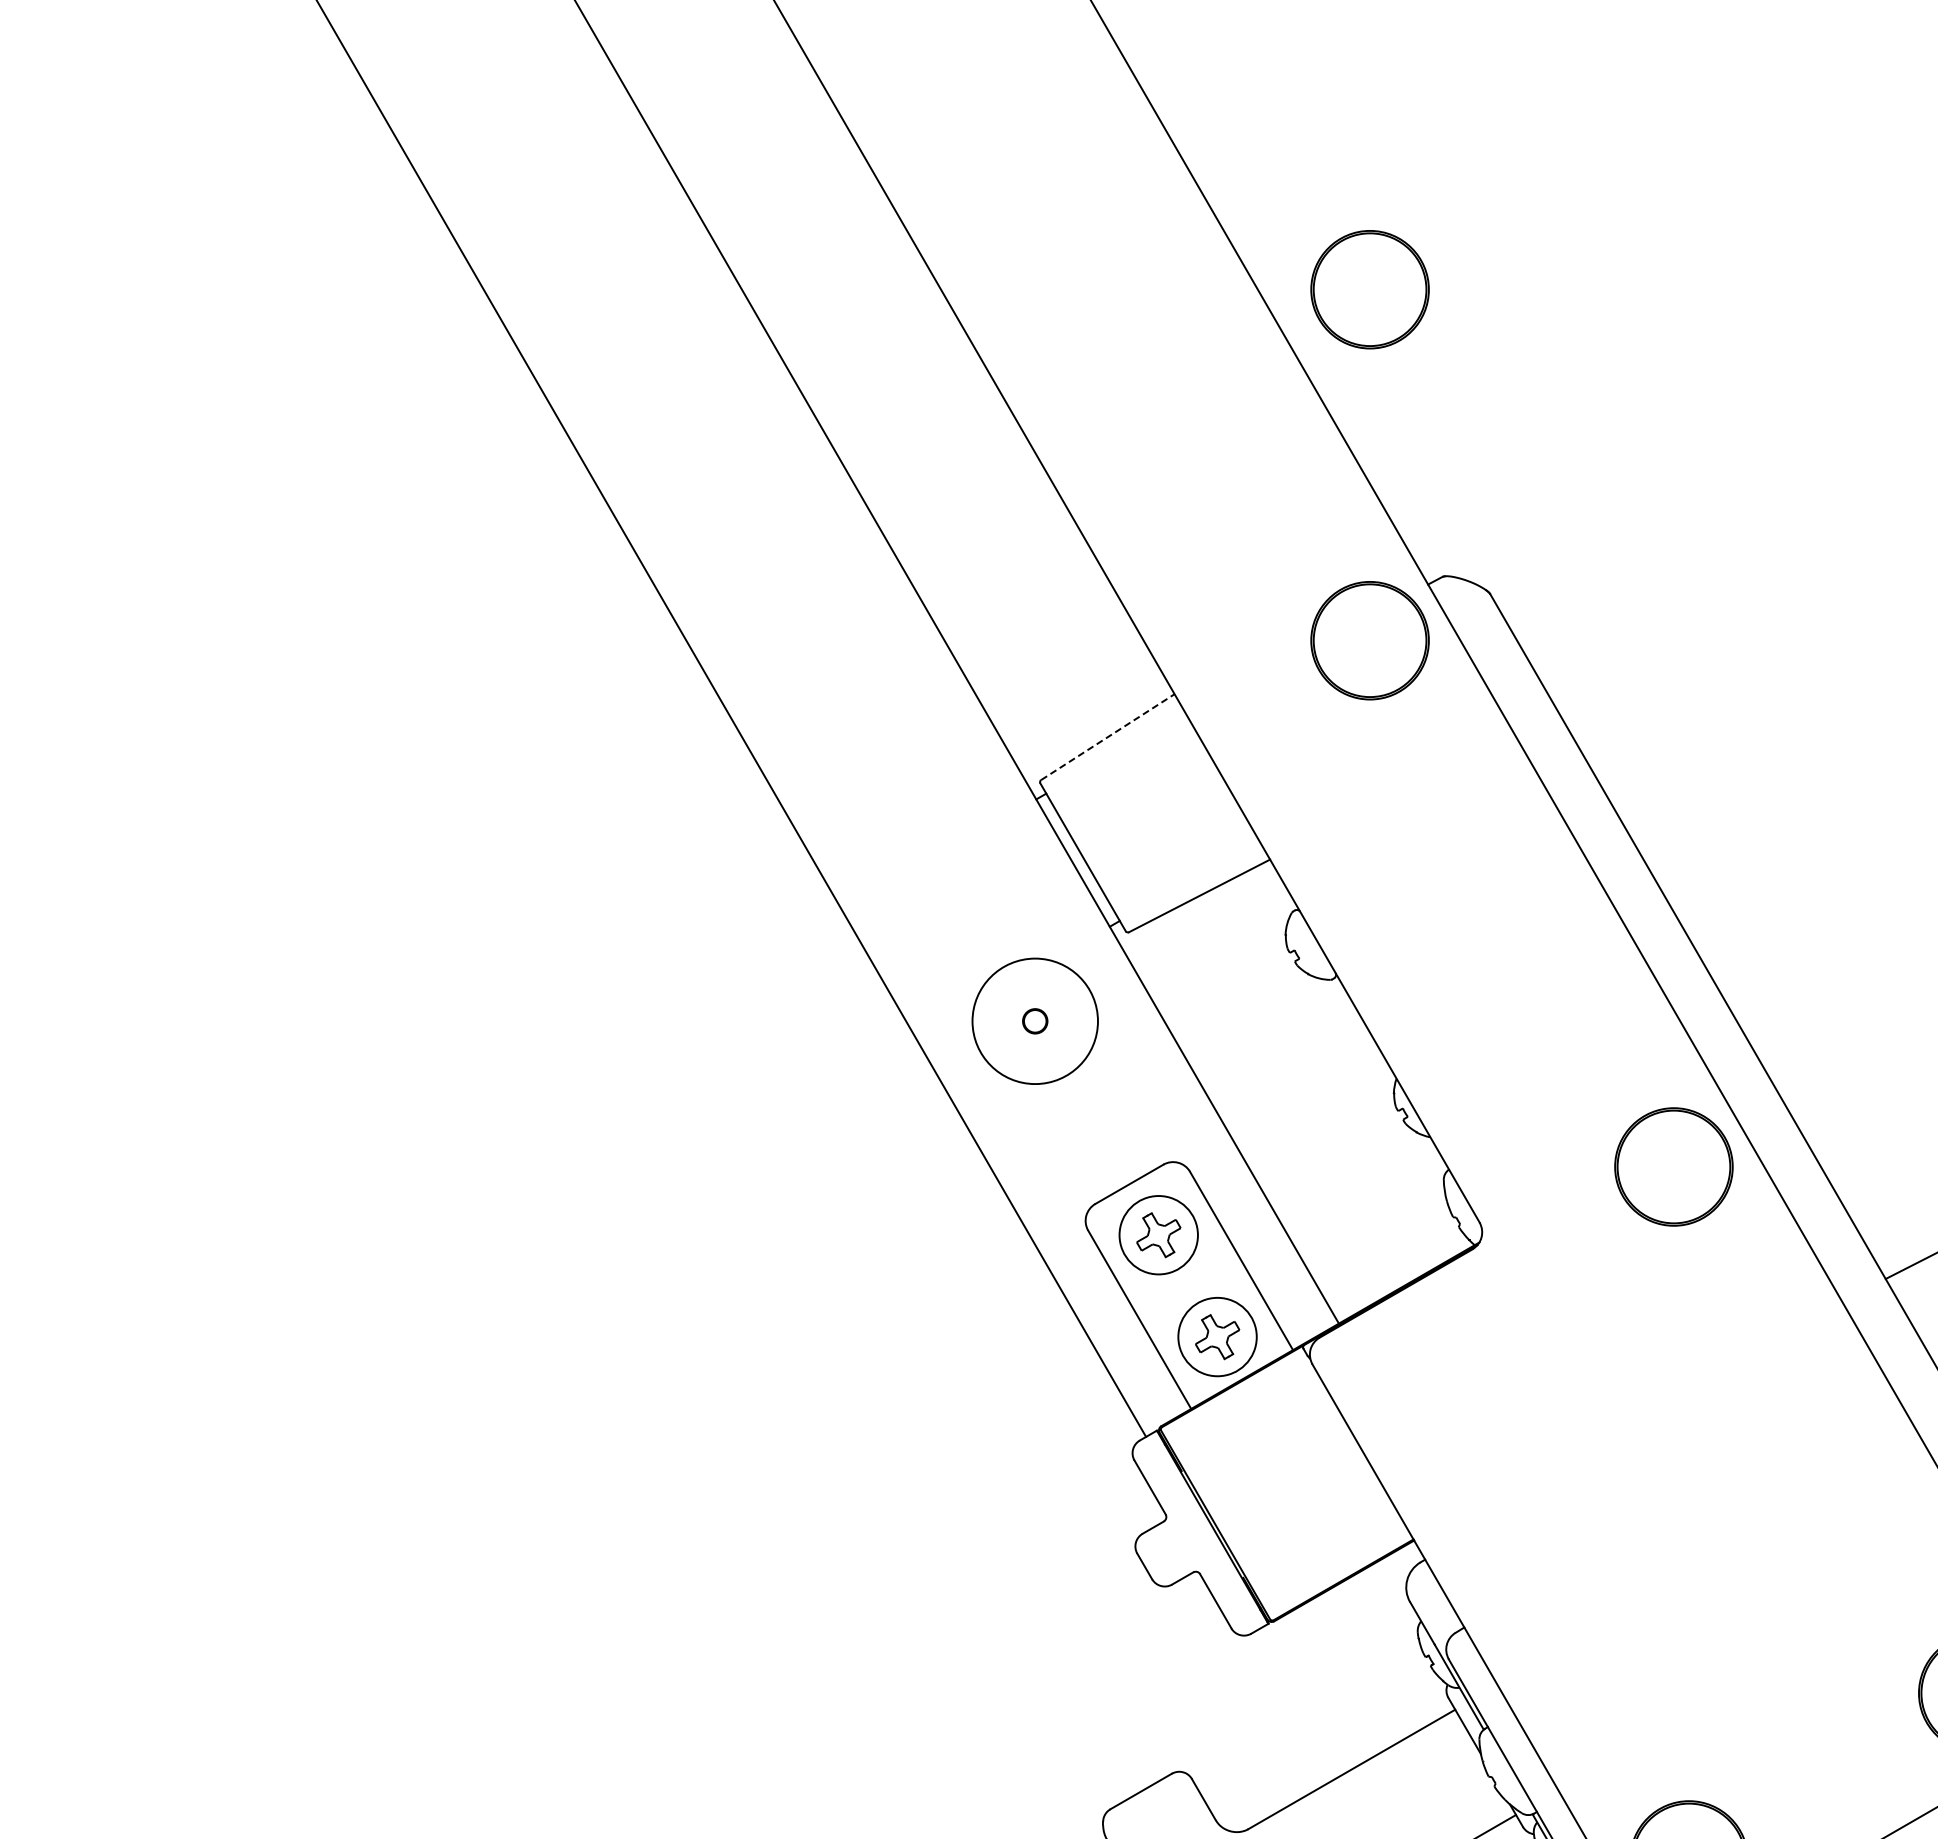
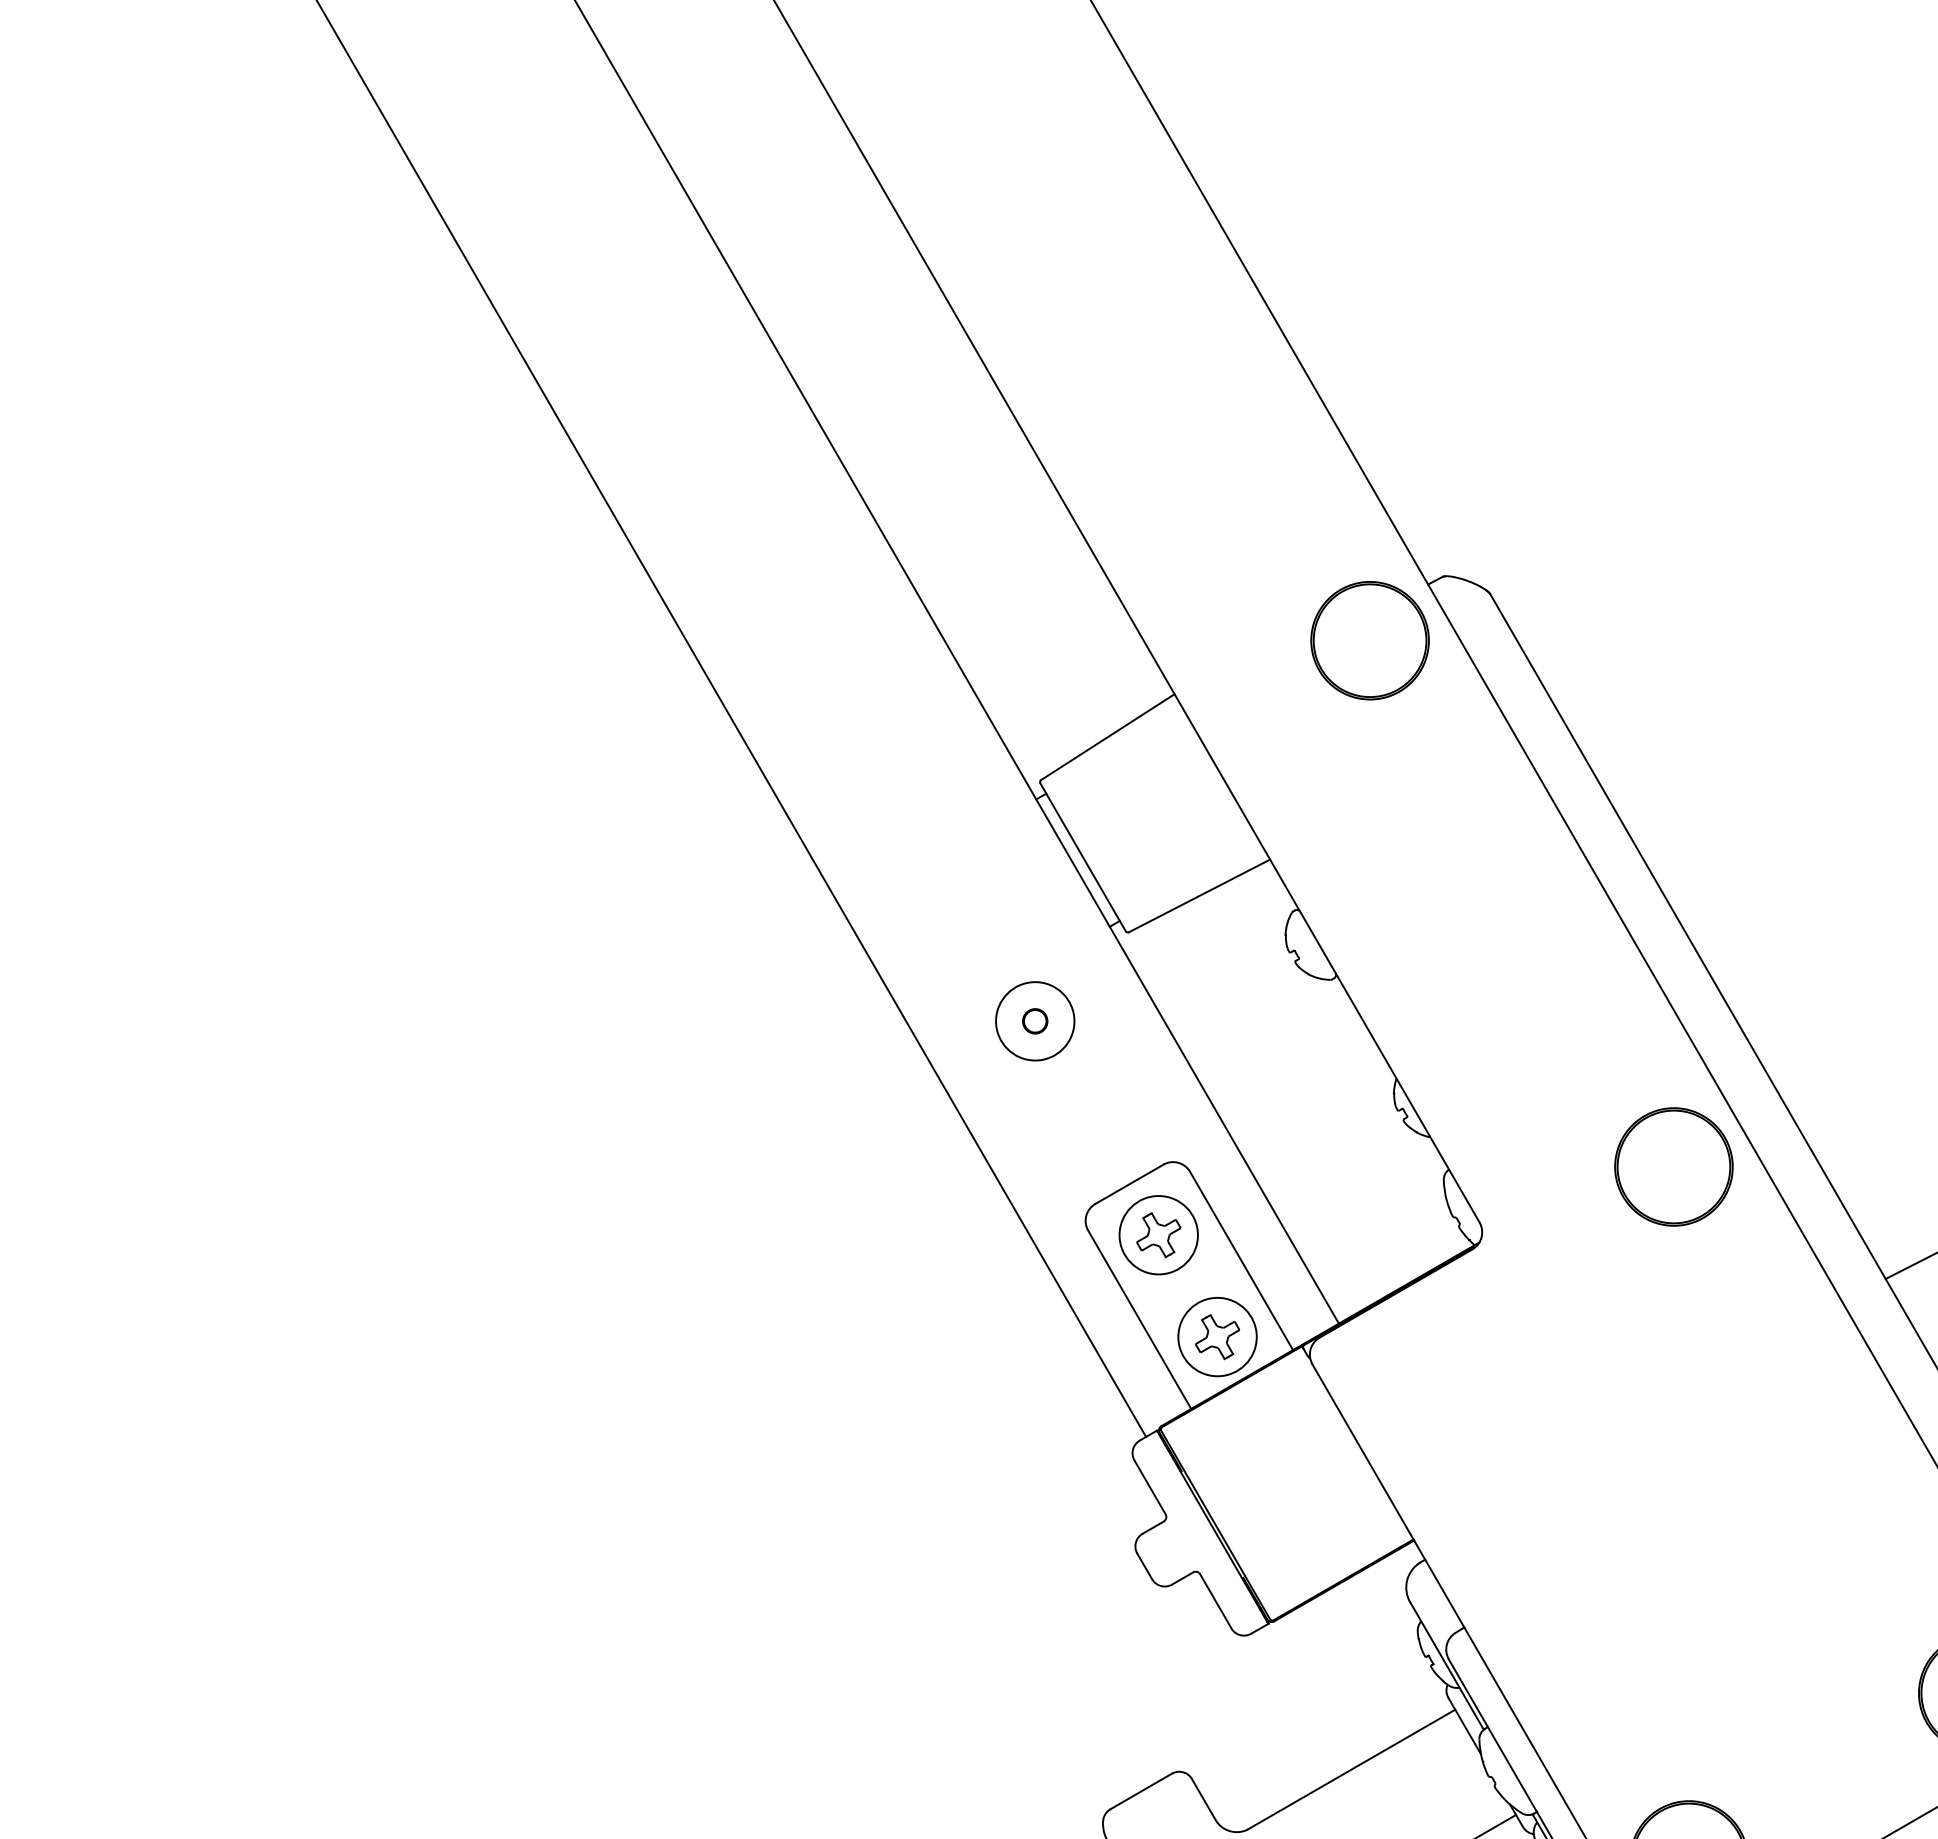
part: present -> none (1369, 289)
line: dashed -> solid (1108, 736)
circle diameter: 125 px -> 78 px (1035, 1021)
